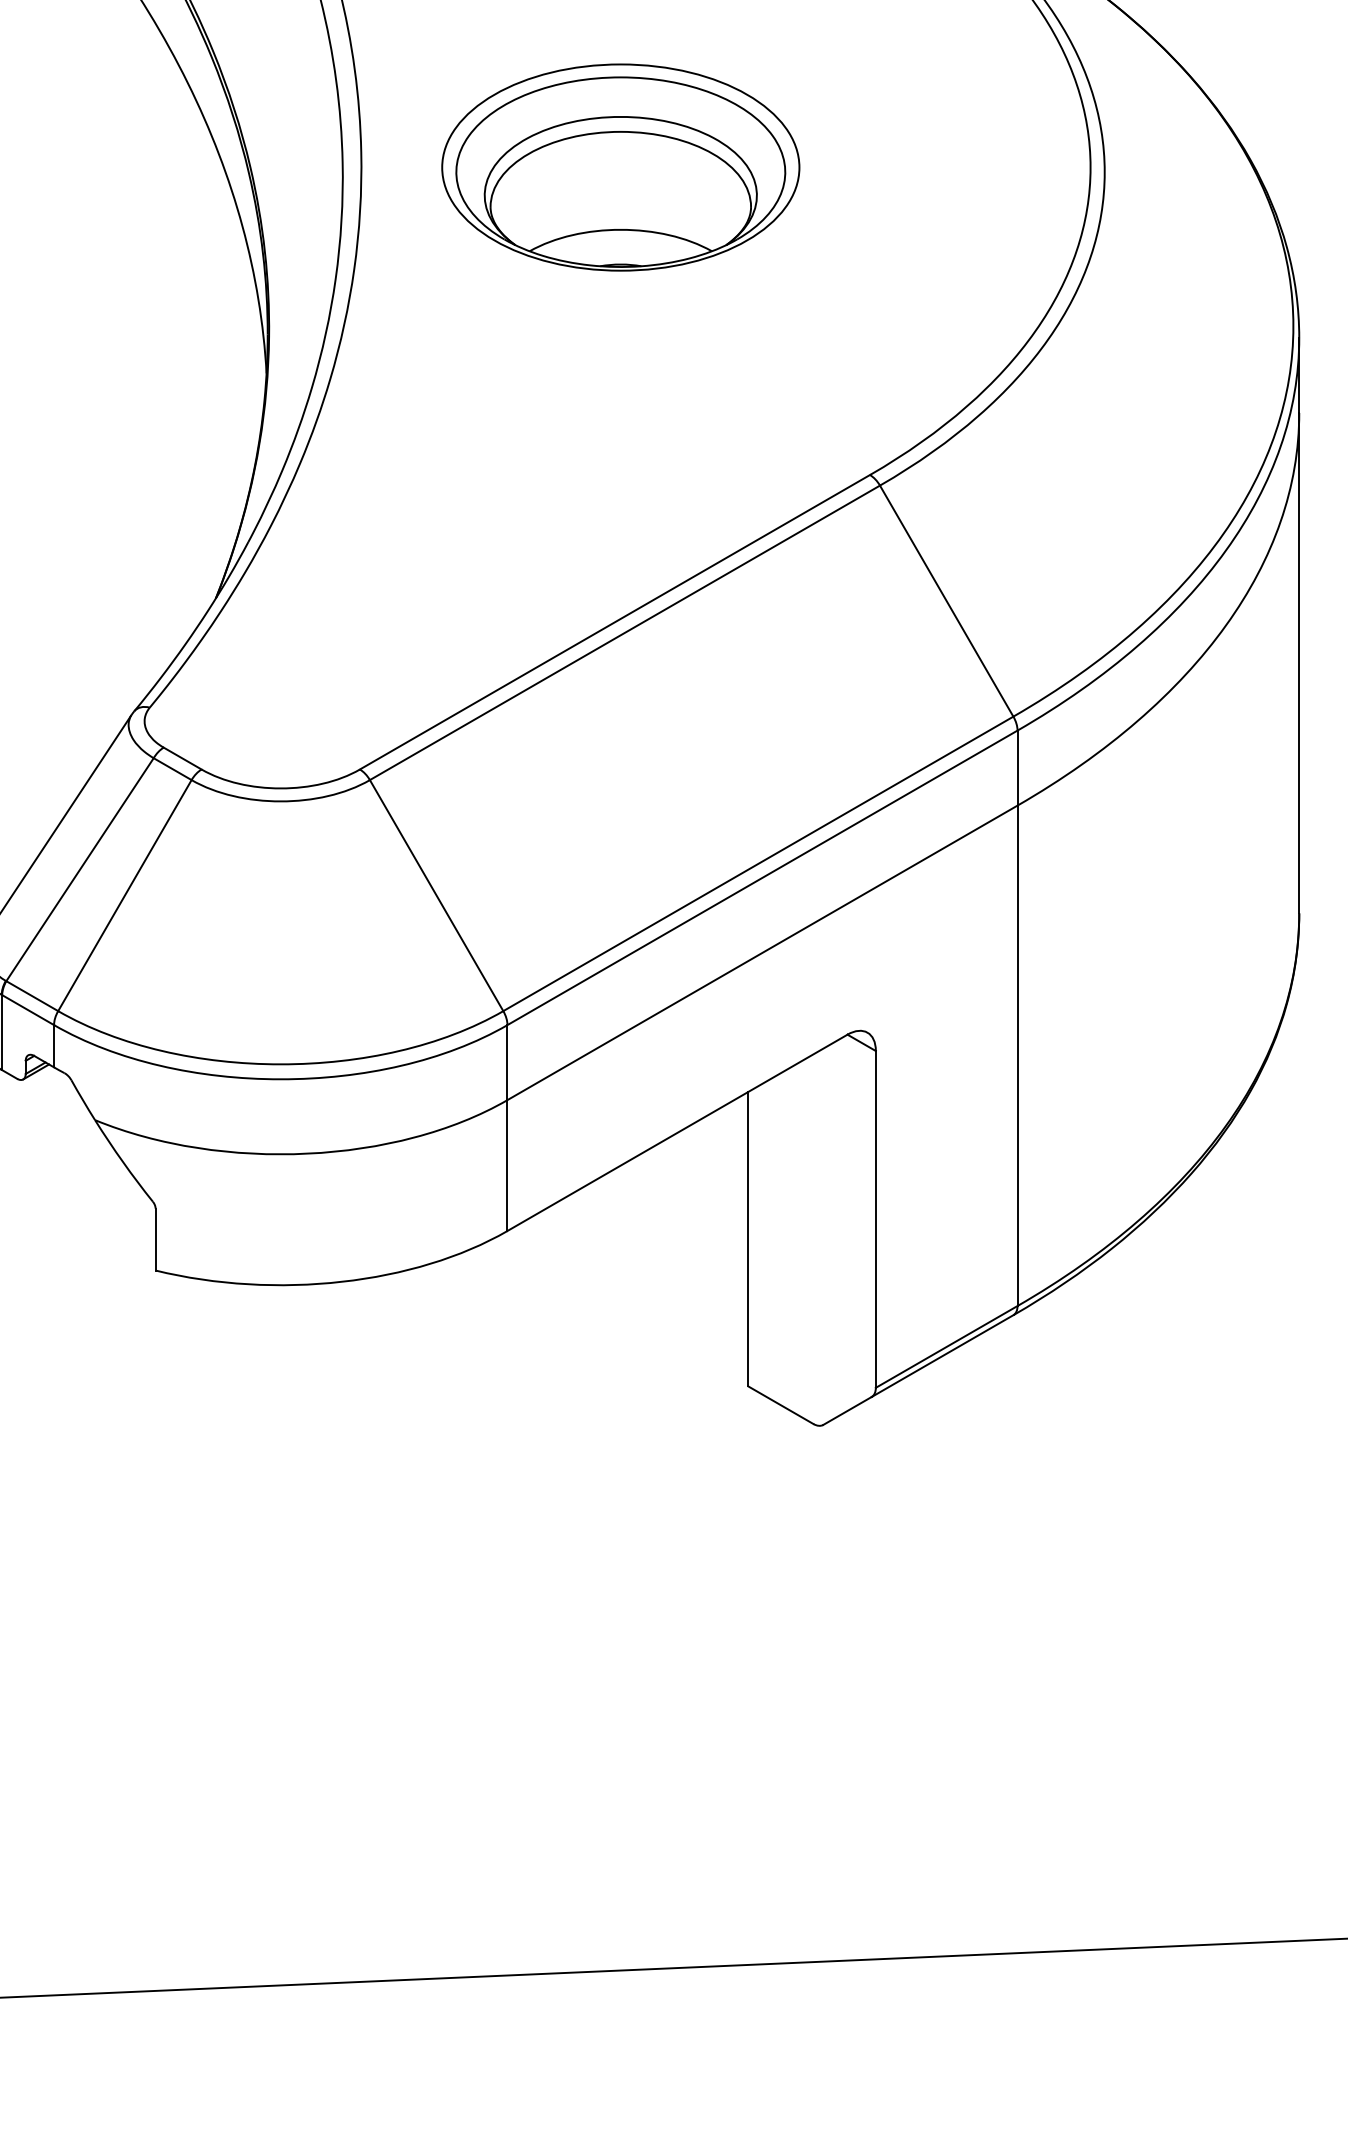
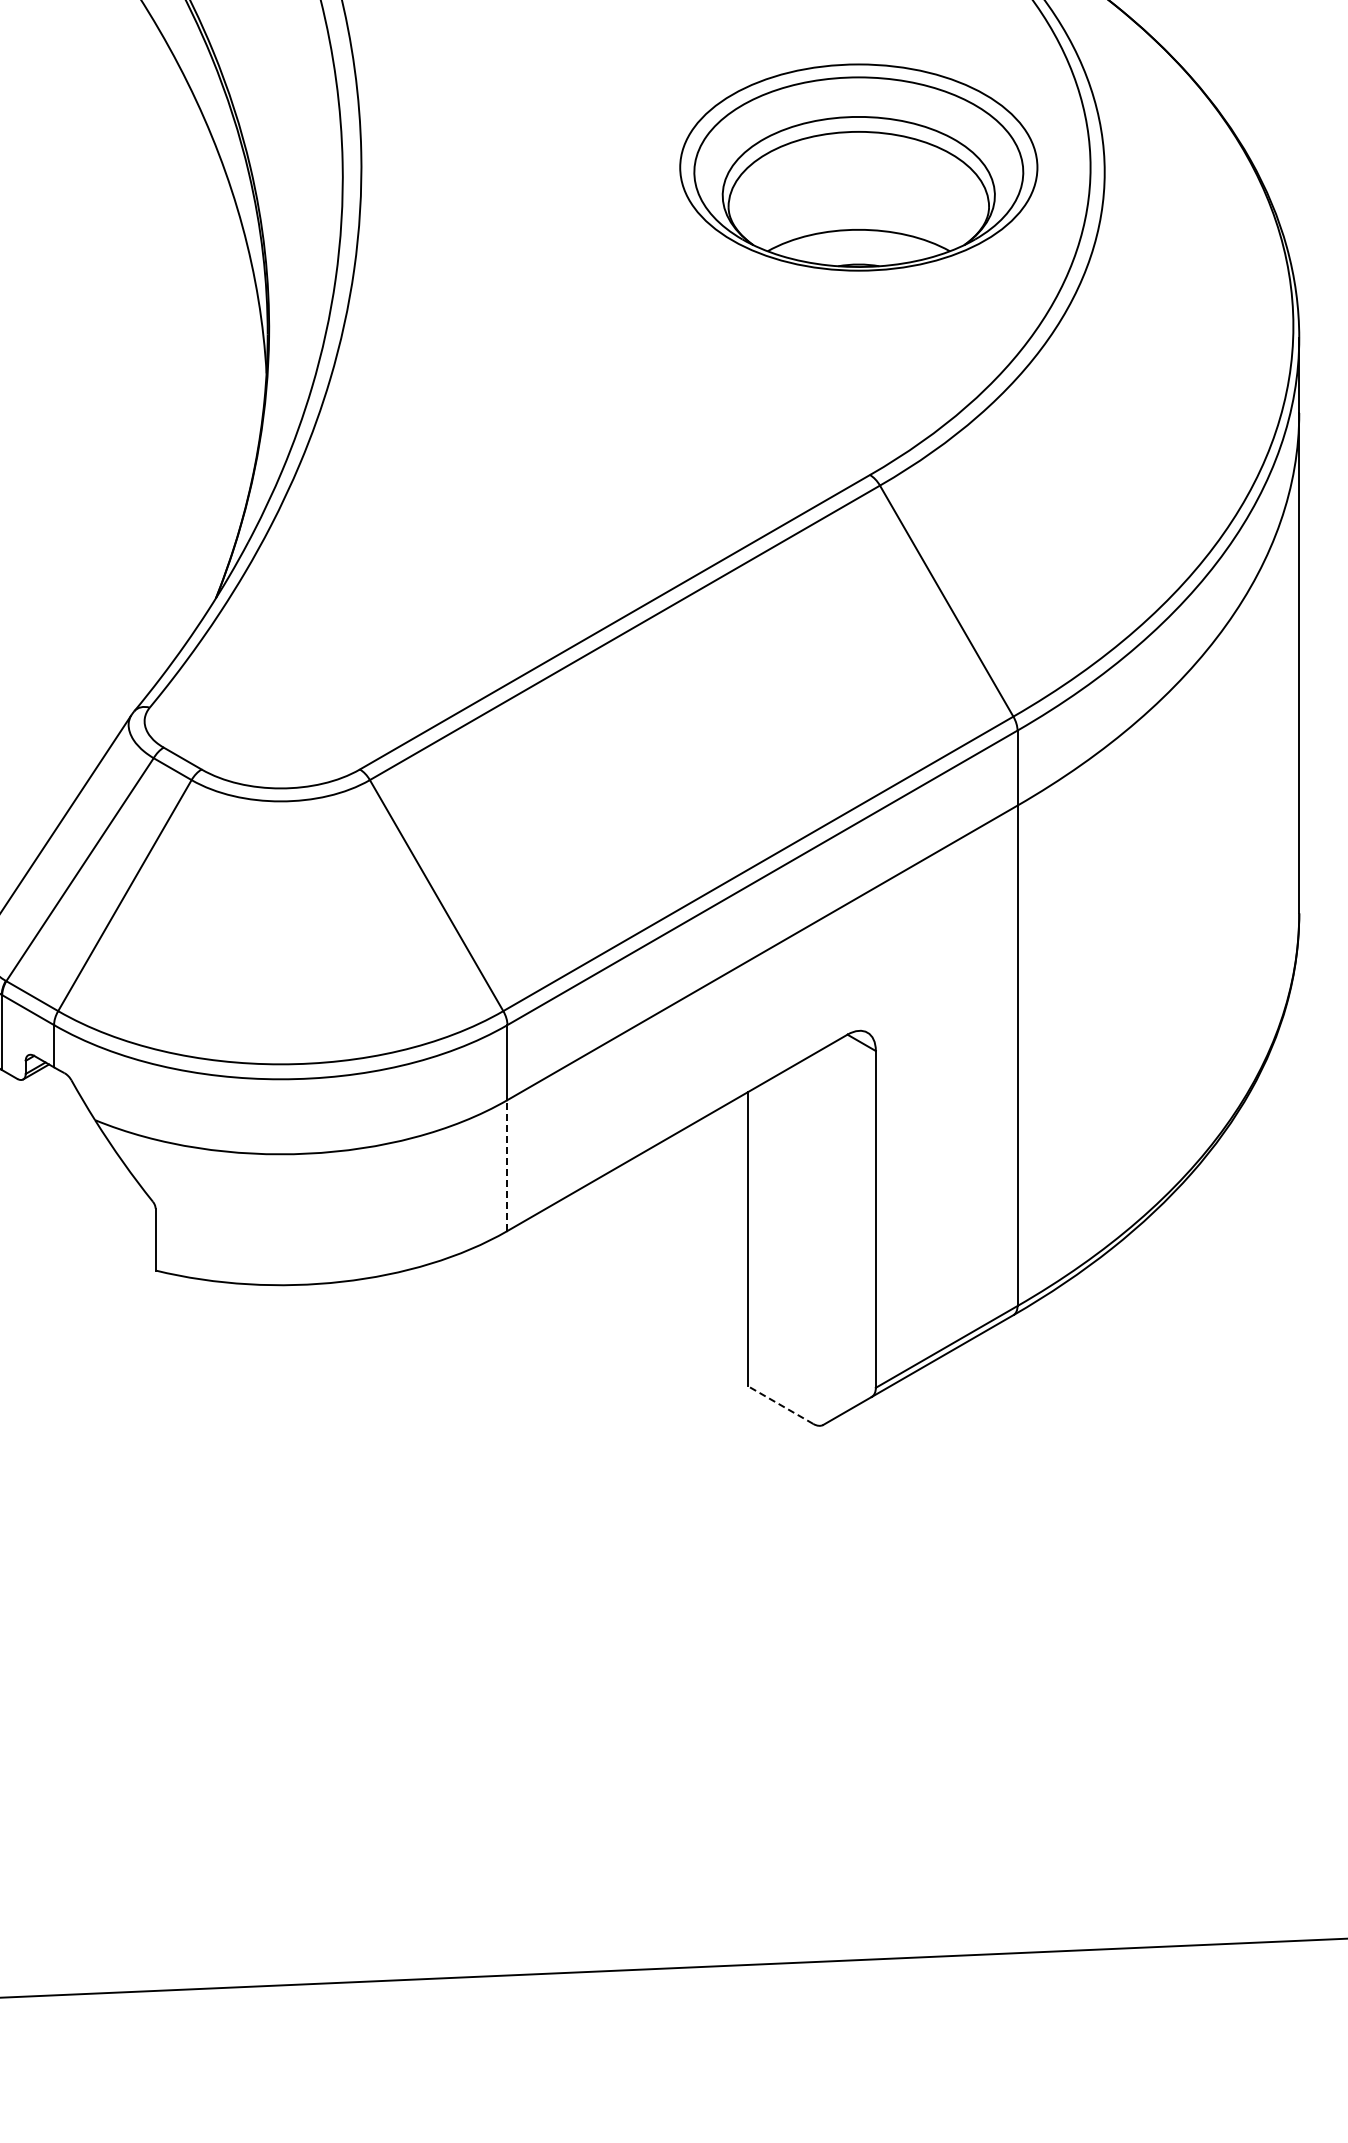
part position: (620, 167) -> (858, 167) (858, 167)
line: solid -> dashed (507, 1165)
line: solid -> dashed (780, 1405)
